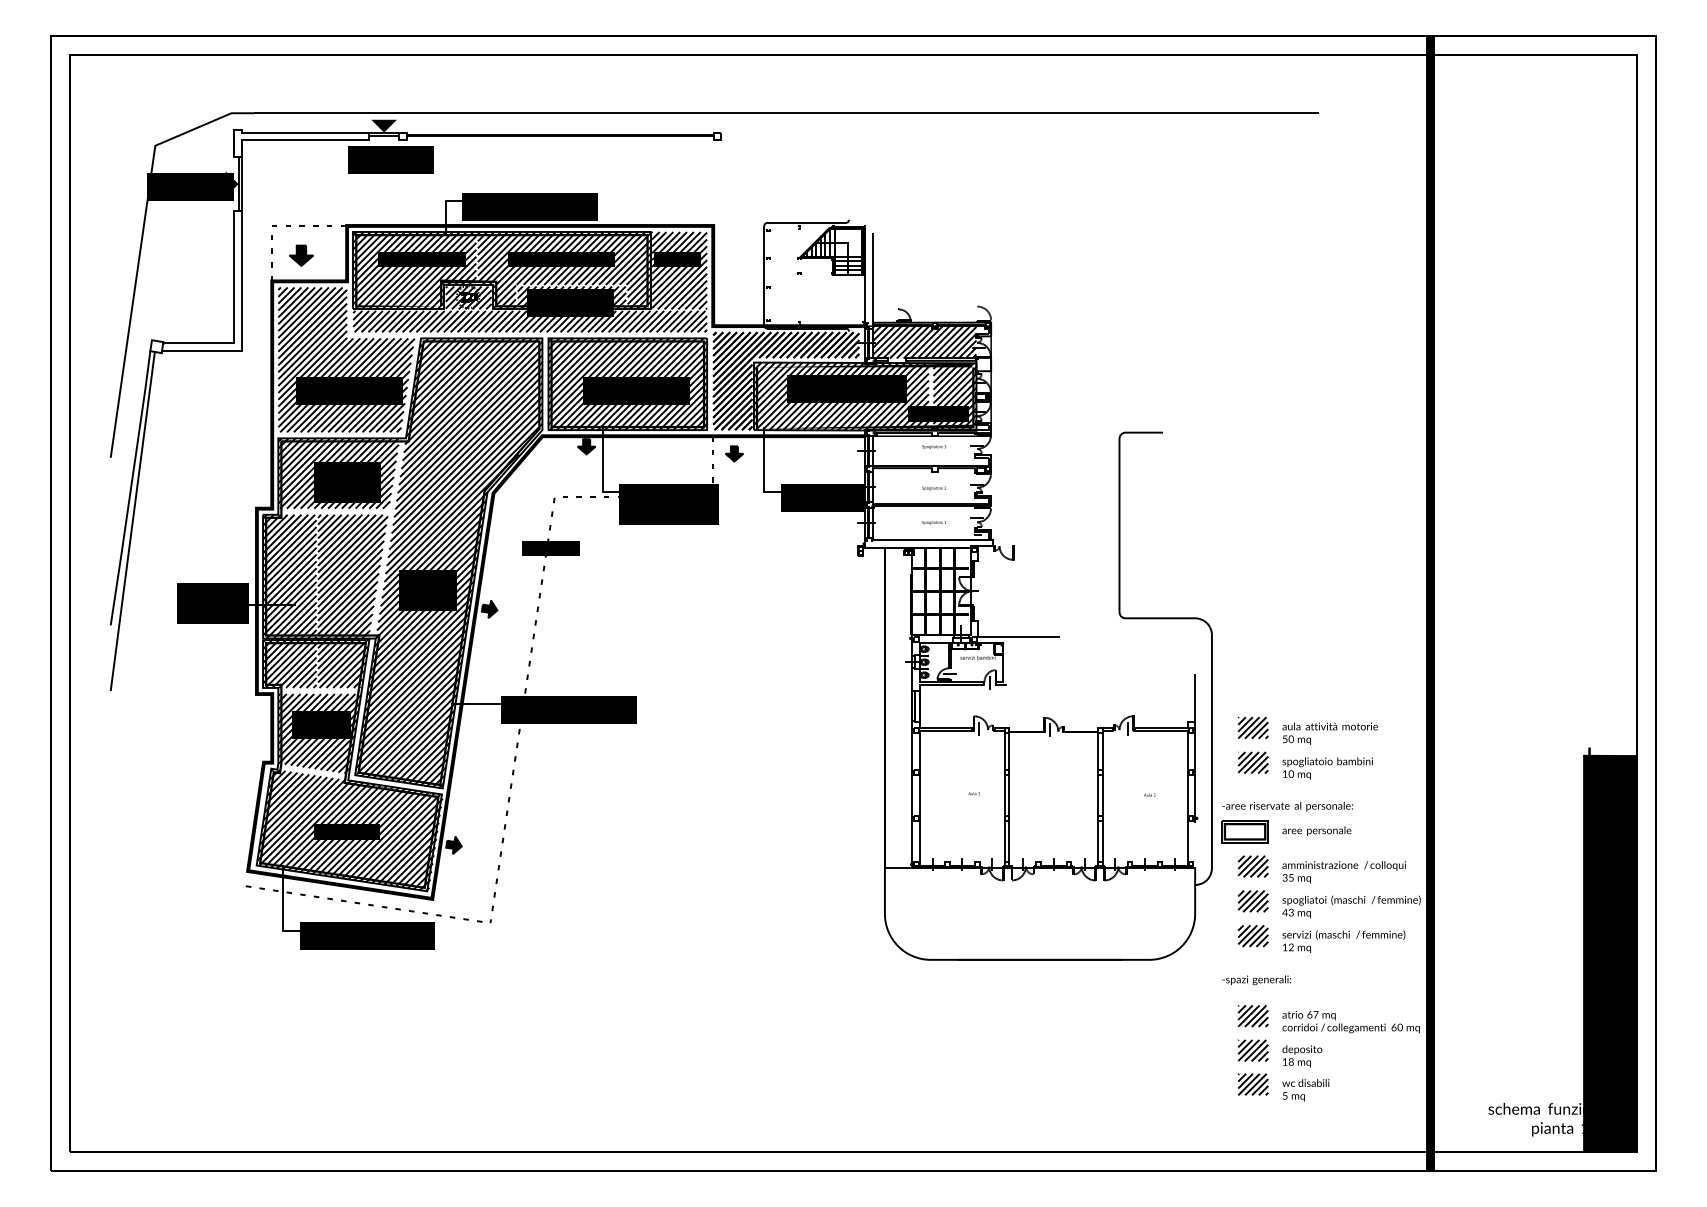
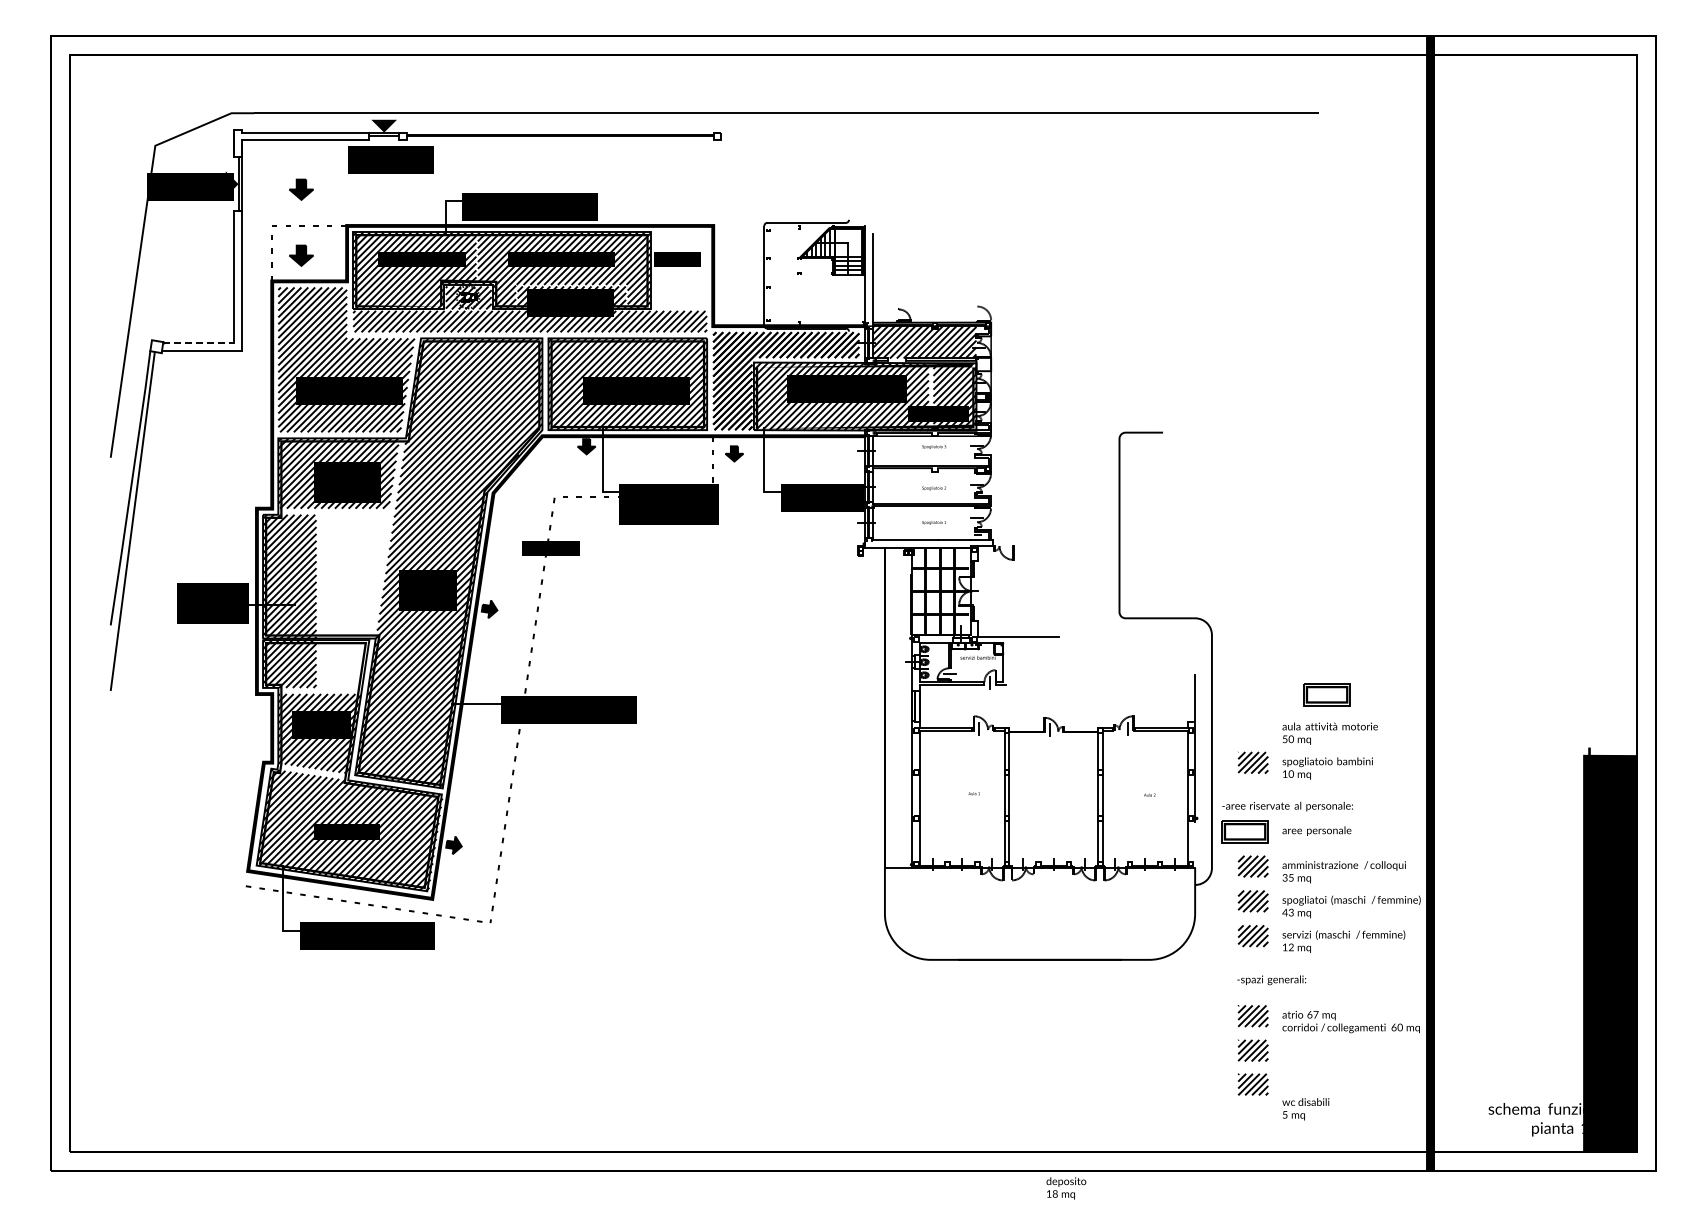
part: none -> present (301, 189)
hatch: present -> none (679, 270)
line: solid -> dashed (199, 343)
hatch: present -> none (353, 600)
part: none -> present (1326, 694)
part: present -> none (1252, 727)
text position: (1256, 980) -> (1271, 980) (1271, 980)
text position: (1302, 1056) -> (1066, 1188) (1066, 1188)
text position: (1305, 1090) -> (1305, 1109) (1305, 1109)
